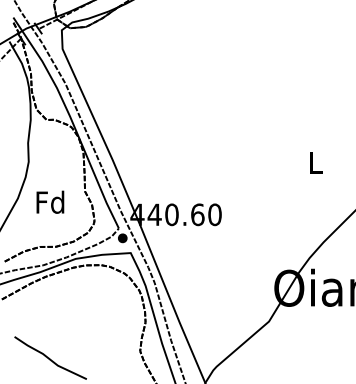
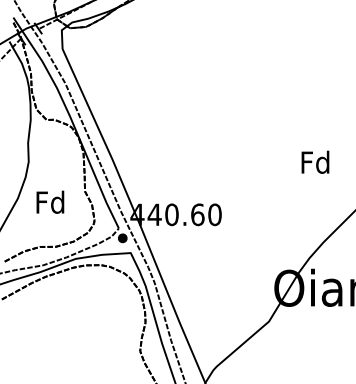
text: L -> Fd (315, 161)
line: present -> none (49, 357)
